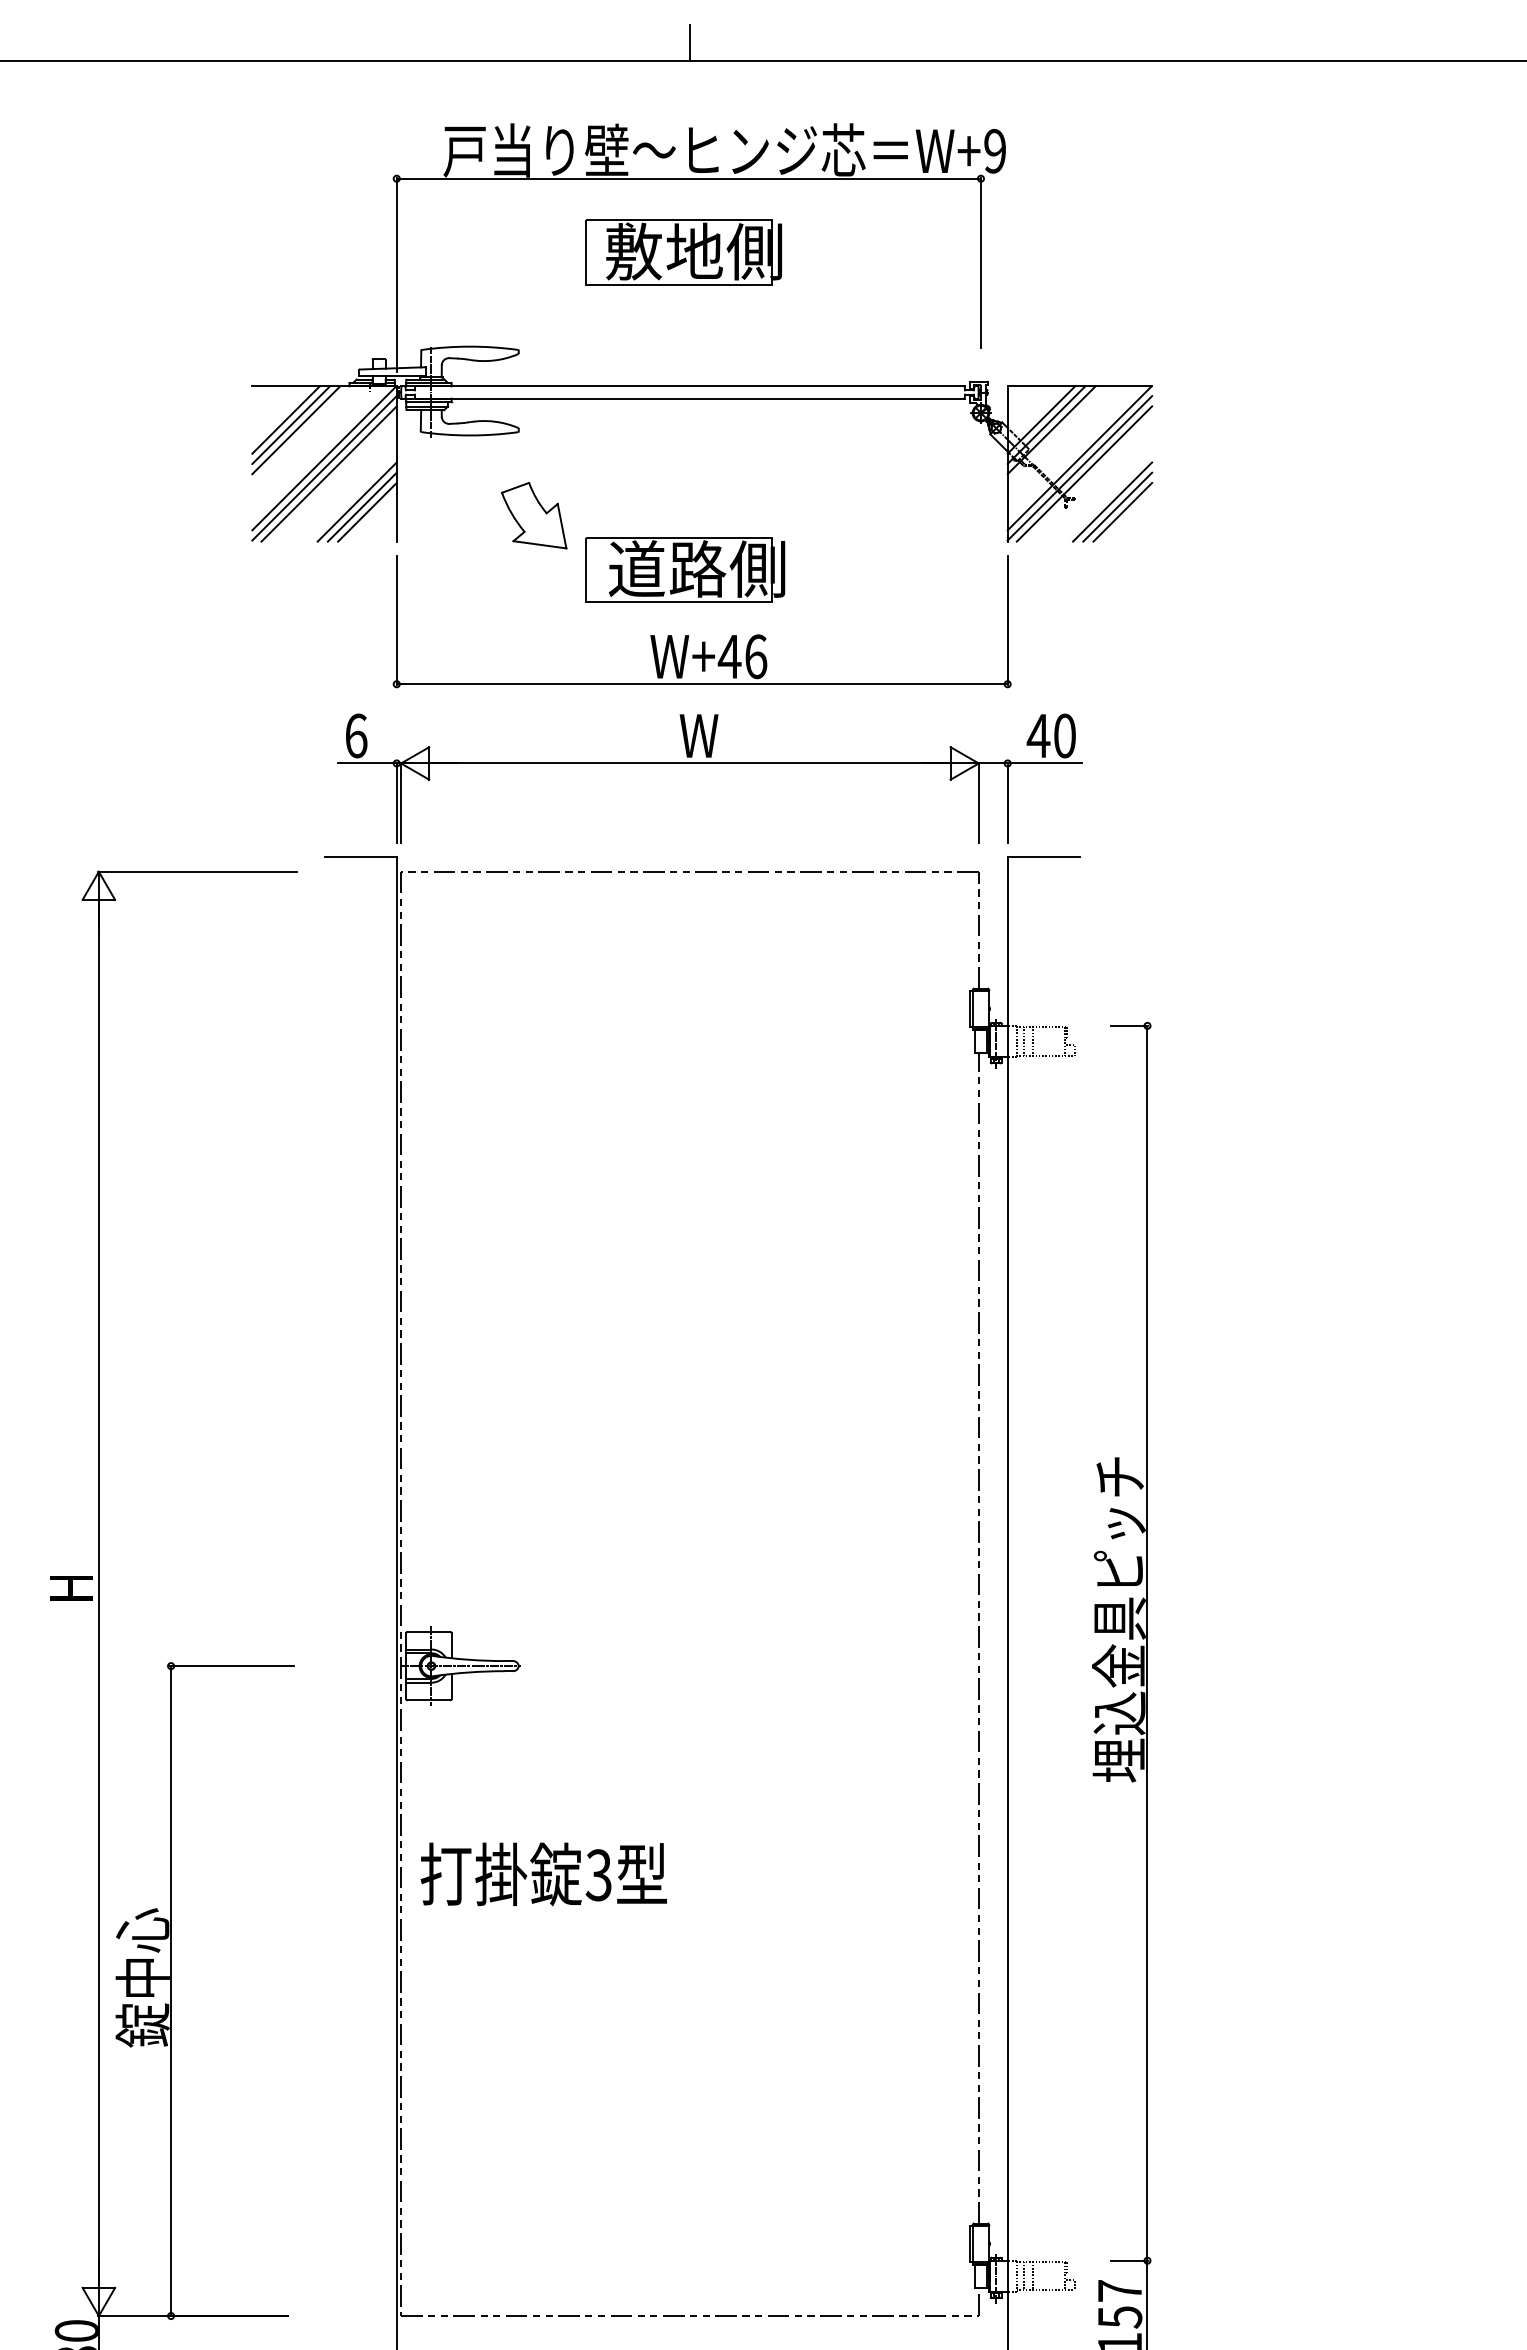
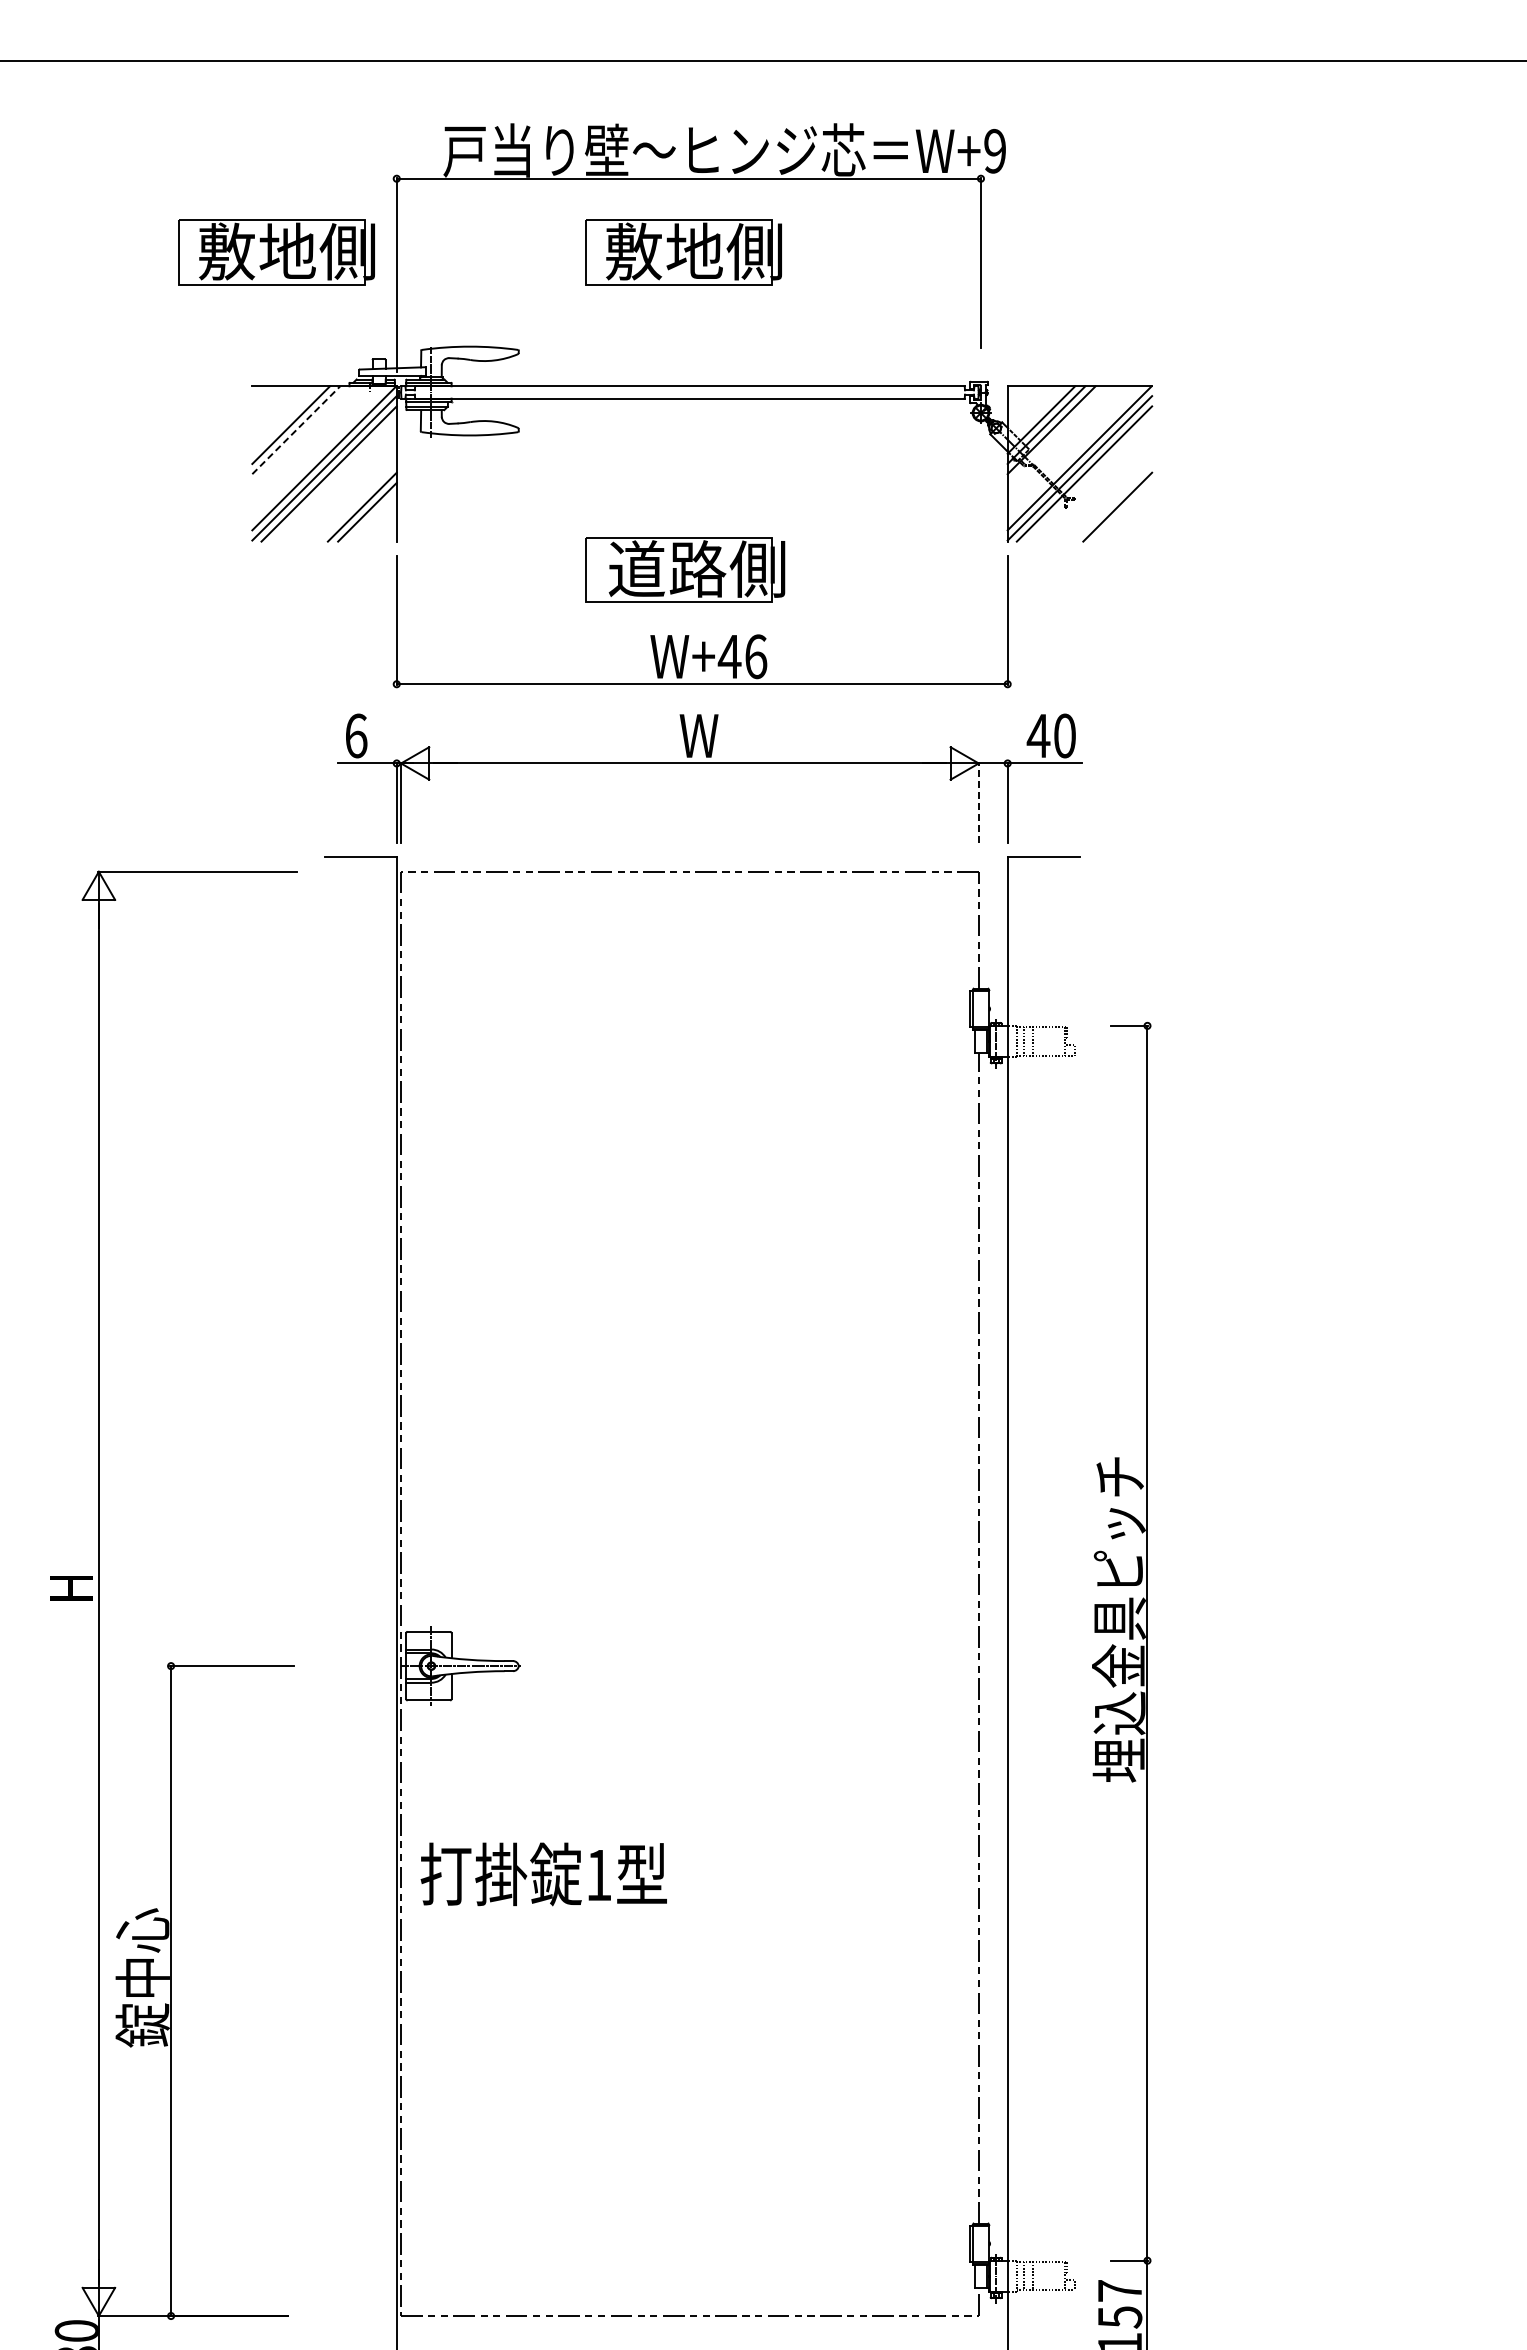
line: present -> none (689, 42)
part: none -> present (276, 252)
line: present -> none (285, 419)
line: solid -> dashed (296, 429)
line: present -> none (356, 501)
line: present -> none (1112, 501)
line: present -> none (1122, 511)
part: present -> none (534, 515)
line: solid -> dashed (978, 802)
text: 3 -> 1 (598, 1875)
